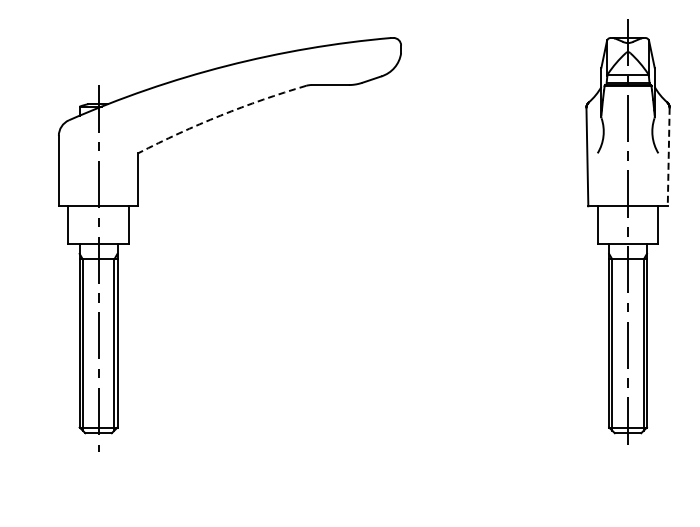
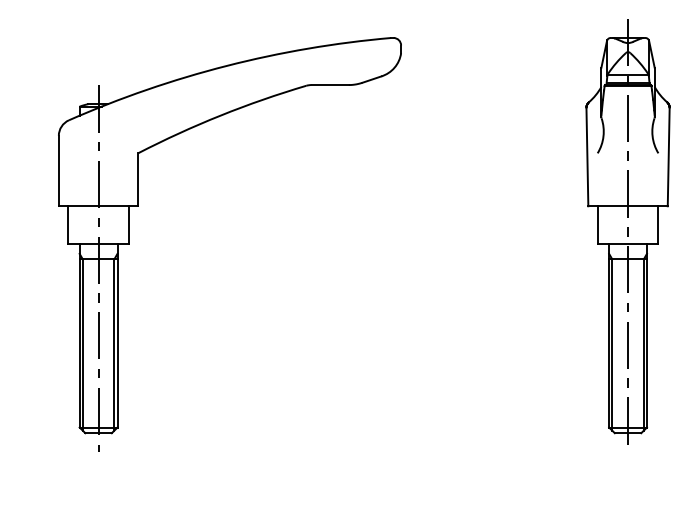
arc: dashed -> solid (220, 115)
line: dashed -> solid (668, 157)
